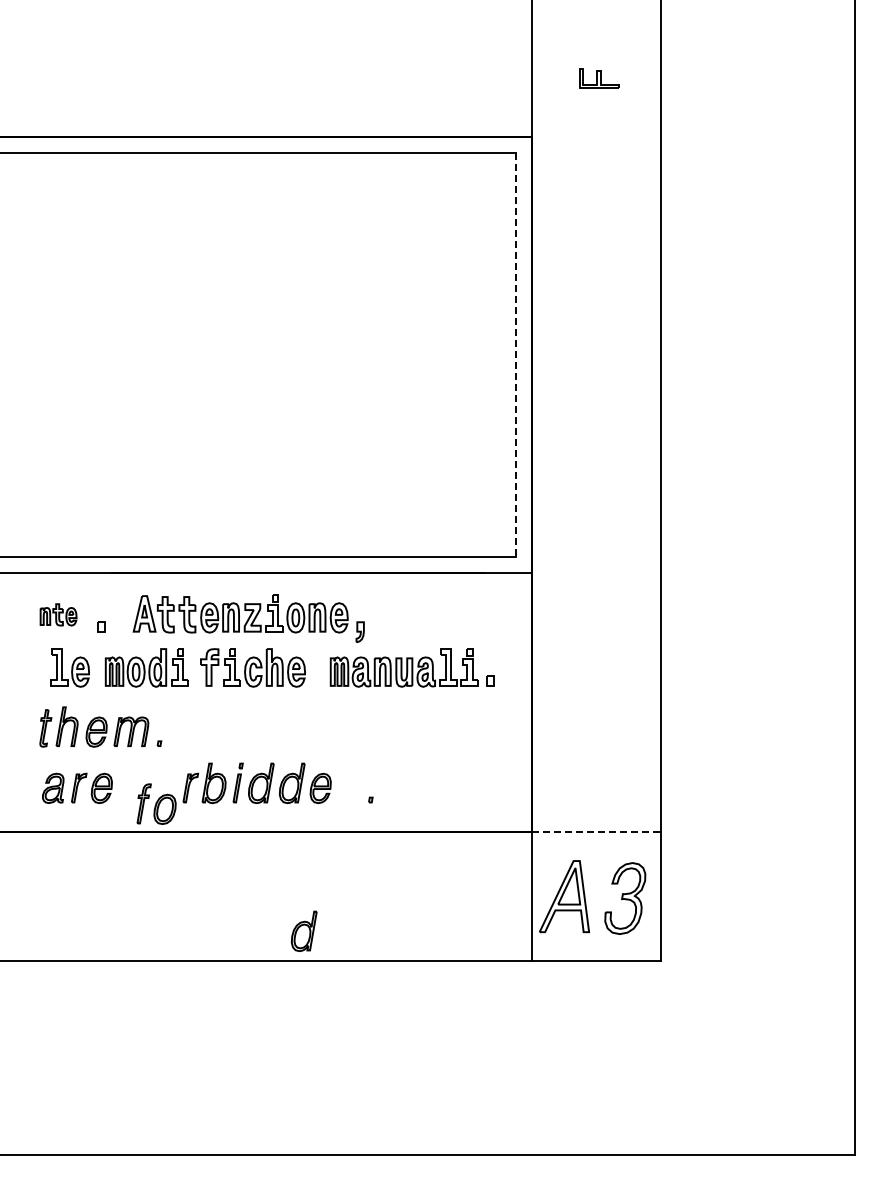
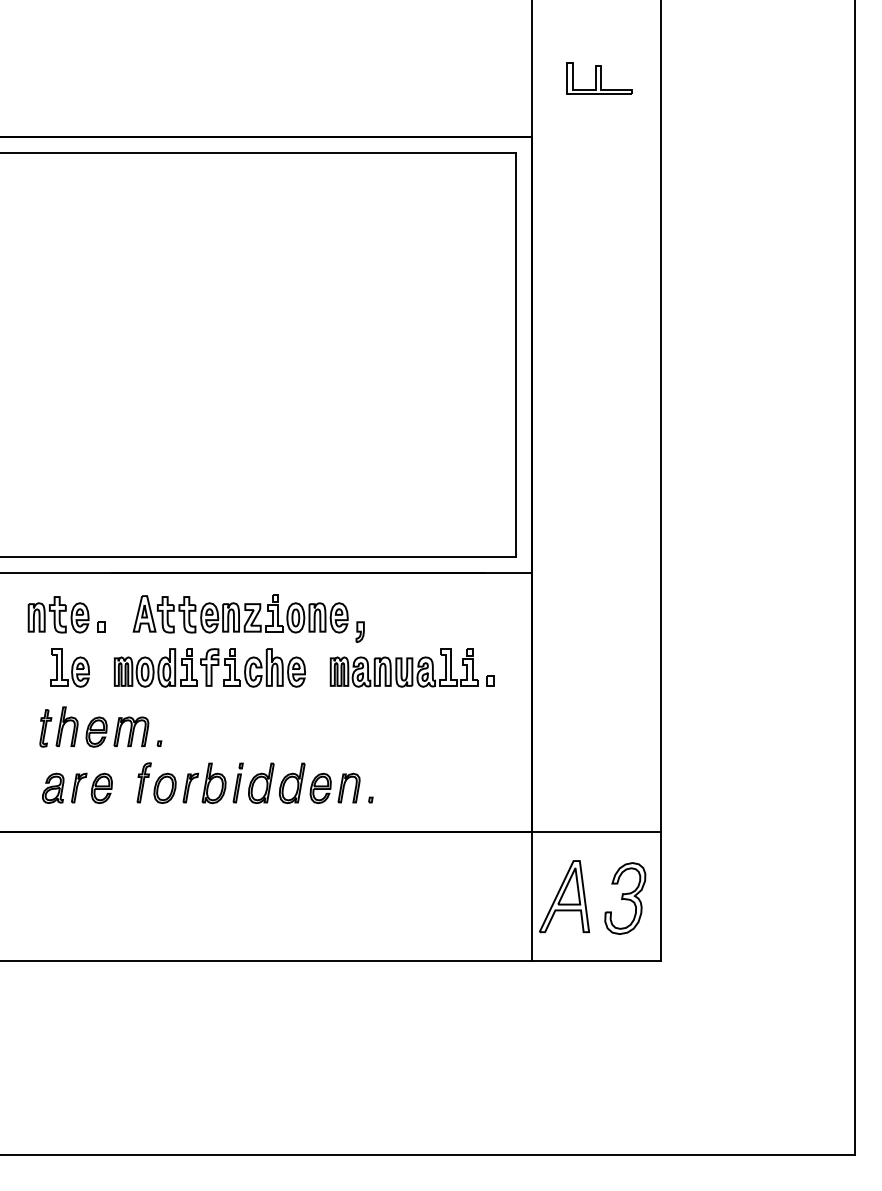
part size: 41x21 px -> 67x33 px (599, 78)
line: dashed -> solid (515, 355)
part size: 39x24 px -> 63x38 px (58, 614)
part position: (146, 667) -> (155, 667) (155, 667)
part: none -> present (348, 787)
part position: (156, 803) -> (156, 782) (156, 782)
line: dashed -> solid (596, 831)
part: present -> none (303, 931)
